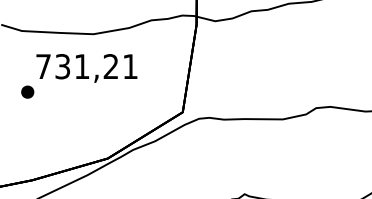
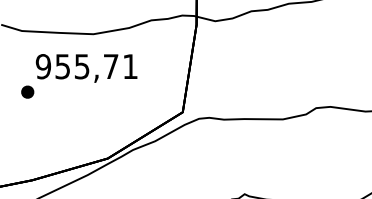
text: 731,21 -> 955,71 (76, 66)
